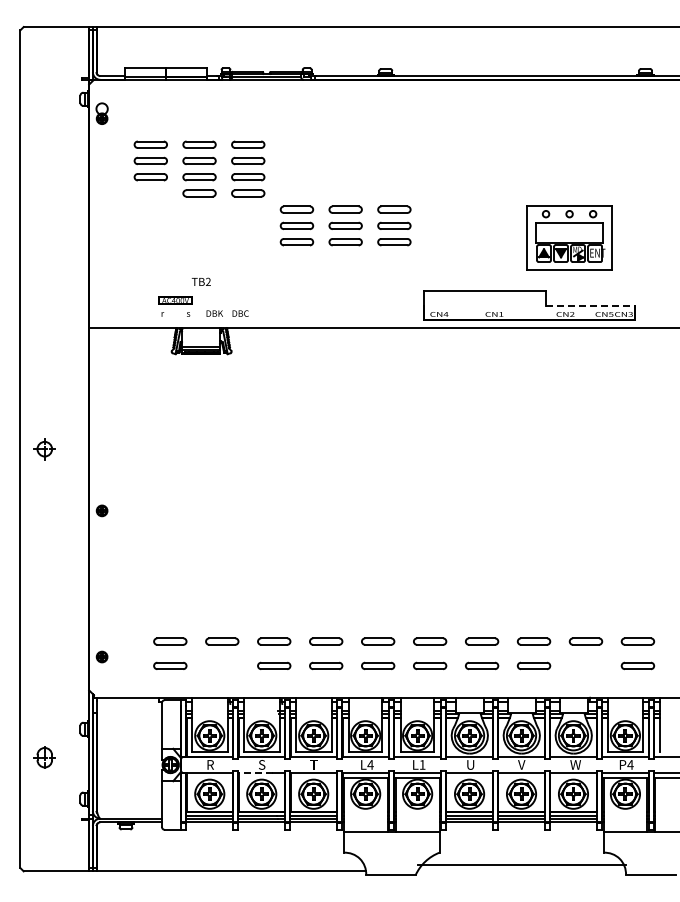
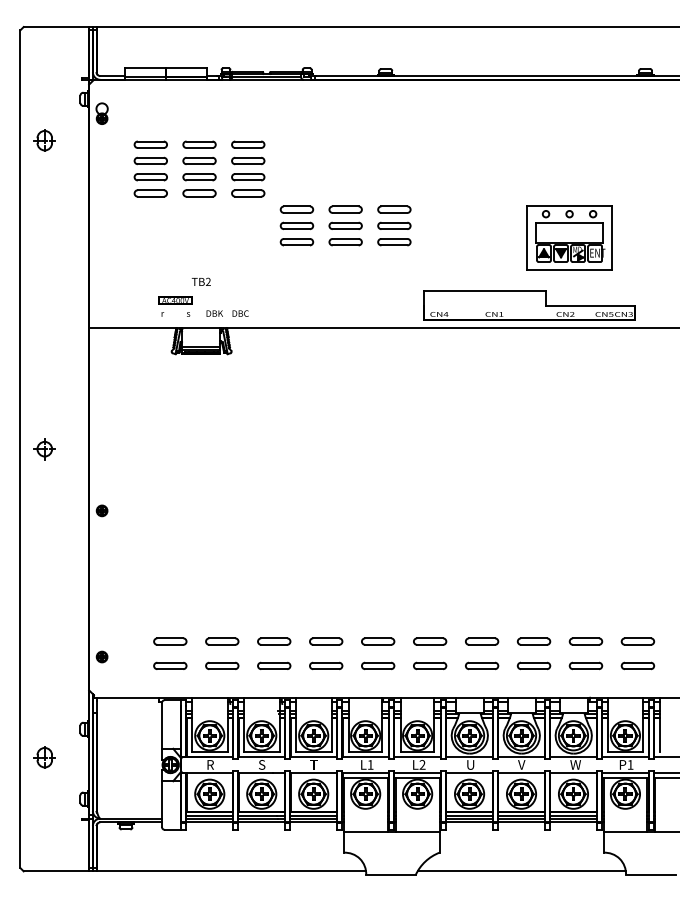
part: none -> present (44, 140)
part: none -> present (150, 193)
line: dashed -> solid (590, 305)
part: none -> present (222, 665)
part: none -> present (585, 665)
text: L4 -> L1 (370, 764)
text: L1 -> L2 (422, 764)
text: P4 -> P1 (630, 764)
line: dashed -> solid (254, 773)
line position: (521, 865) -> (521, 871) (521, 871)
